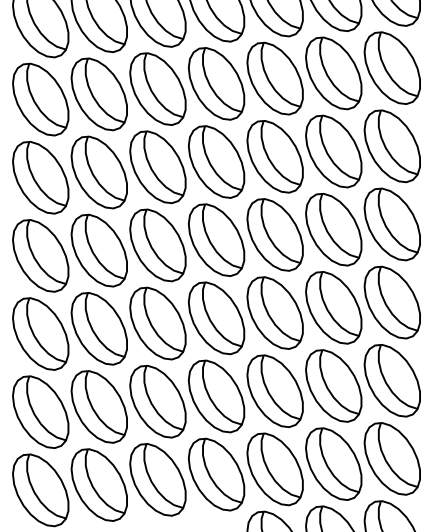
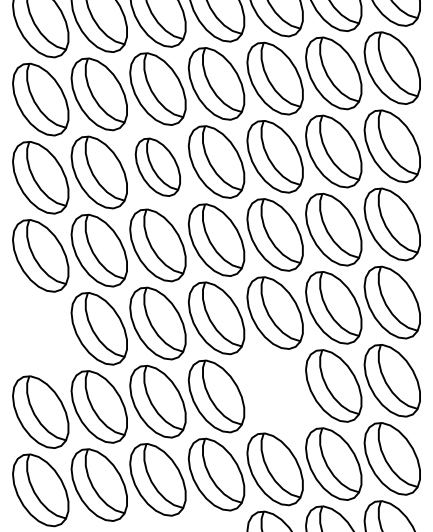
part size: 58x75 px -> 47x60 px (157, 166)
part: present -> none (40, 333)
part: present -> none (274, 390)
